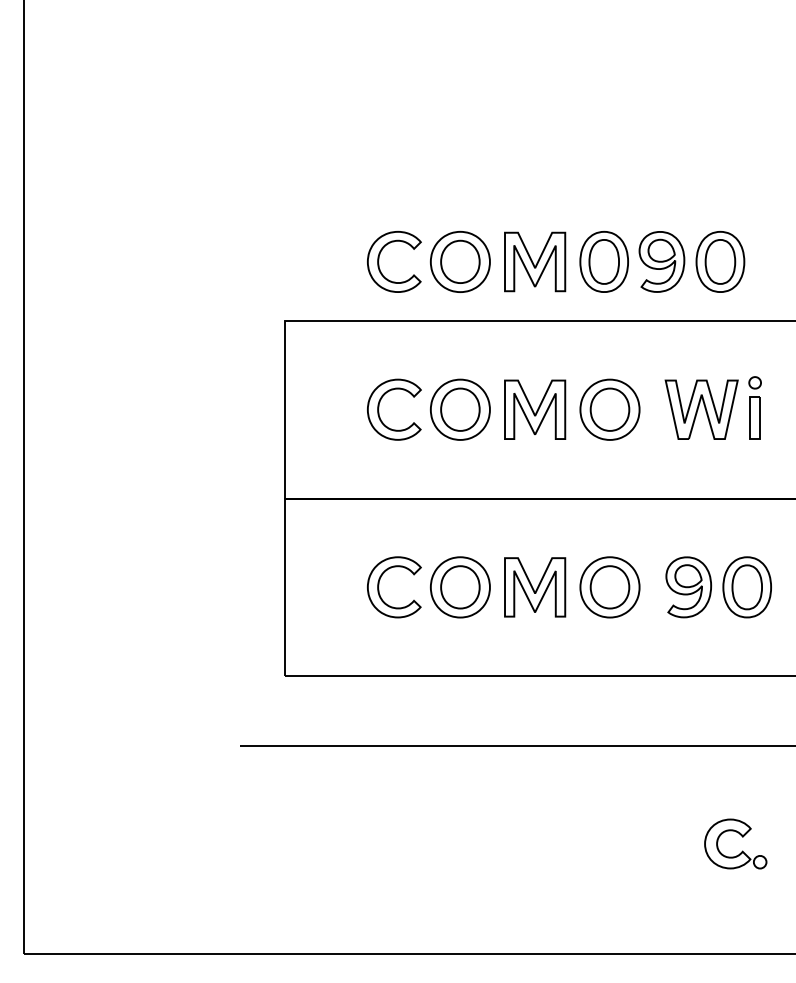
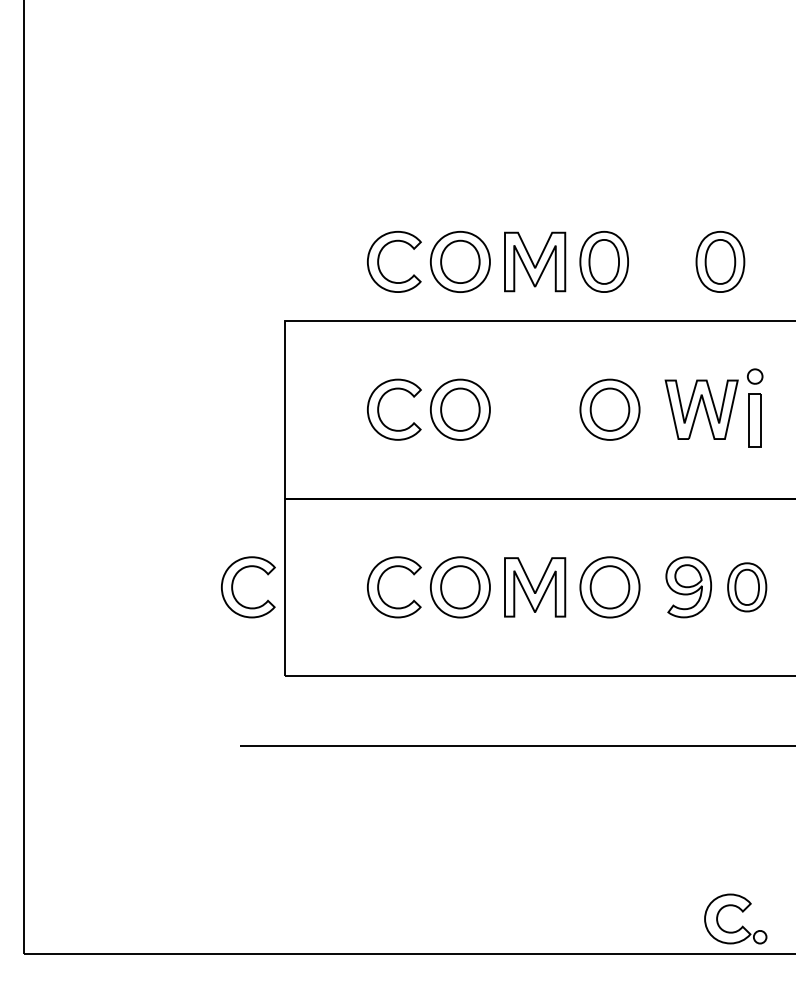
part: present -> none (661, 261)
part size: 14x64 px -> 17x80 px (755, 407)
part: present -> none (535, 409)
part: none -> present (233, 585)
part size: 50x63 px -> 41x51 px (747, 587)
part position: (741, 836) -> (741, 911) (741, 911)
